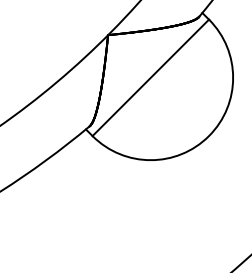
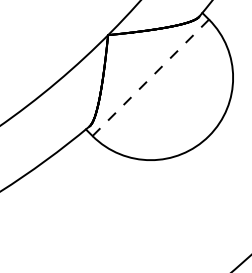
line: solid -> dashed (151, 77)
